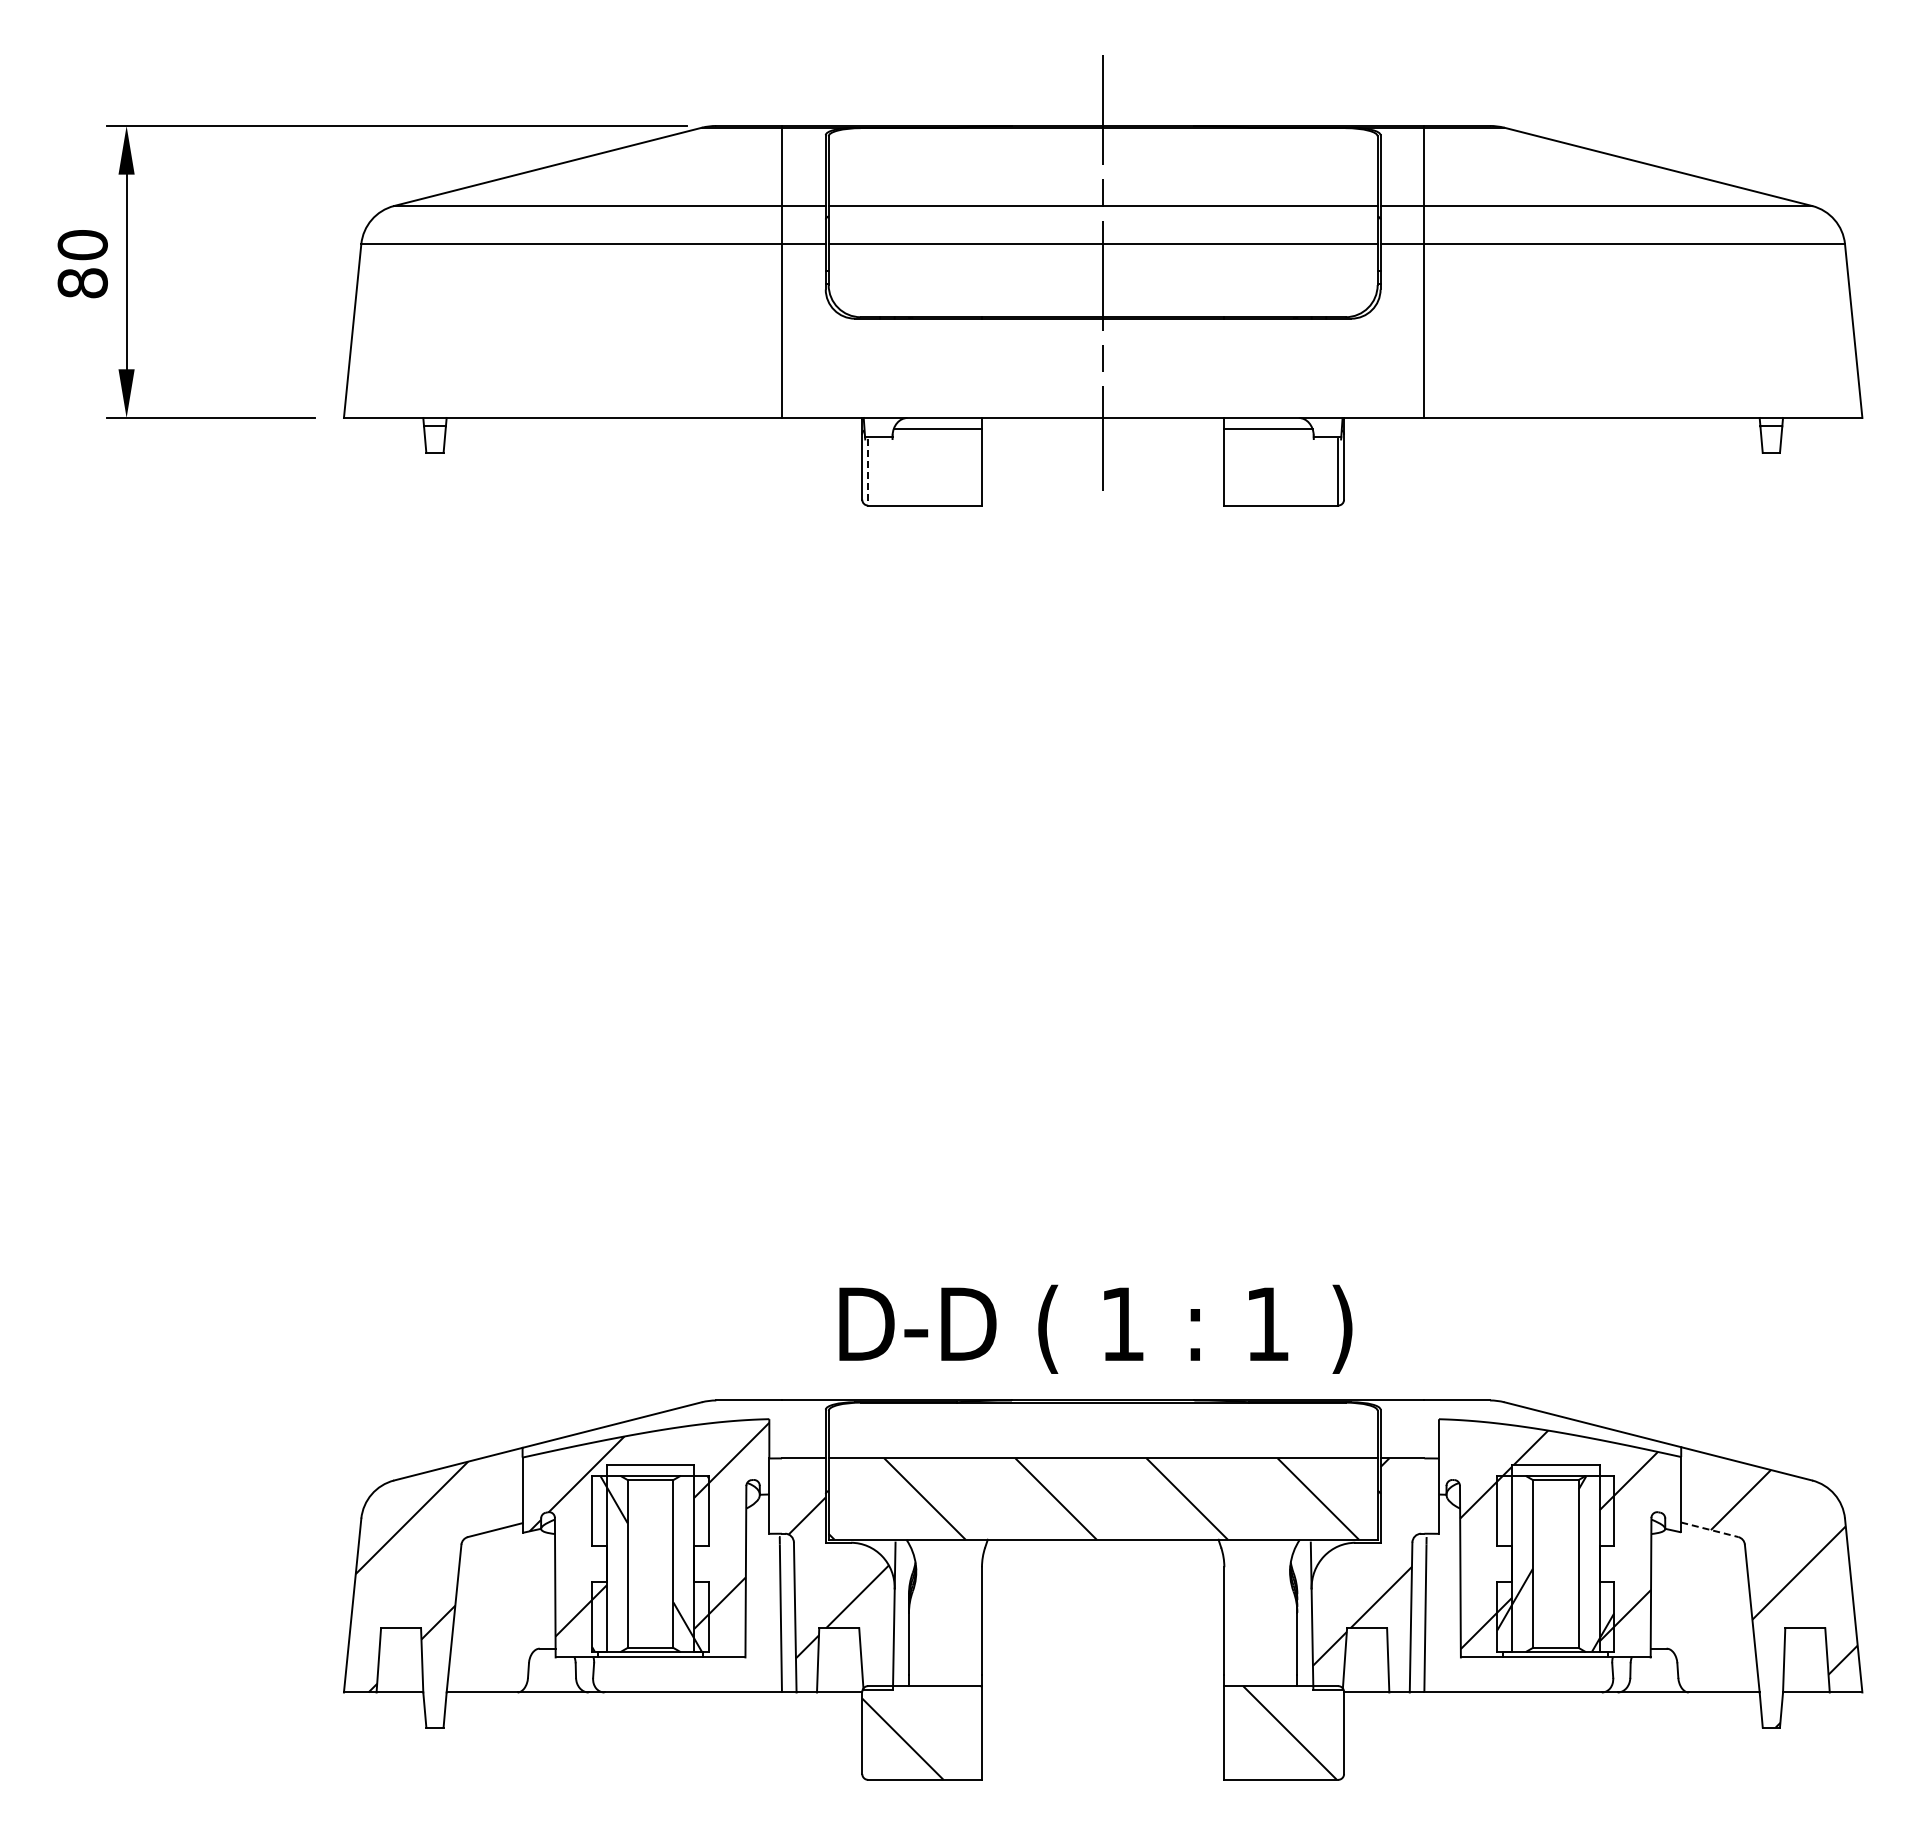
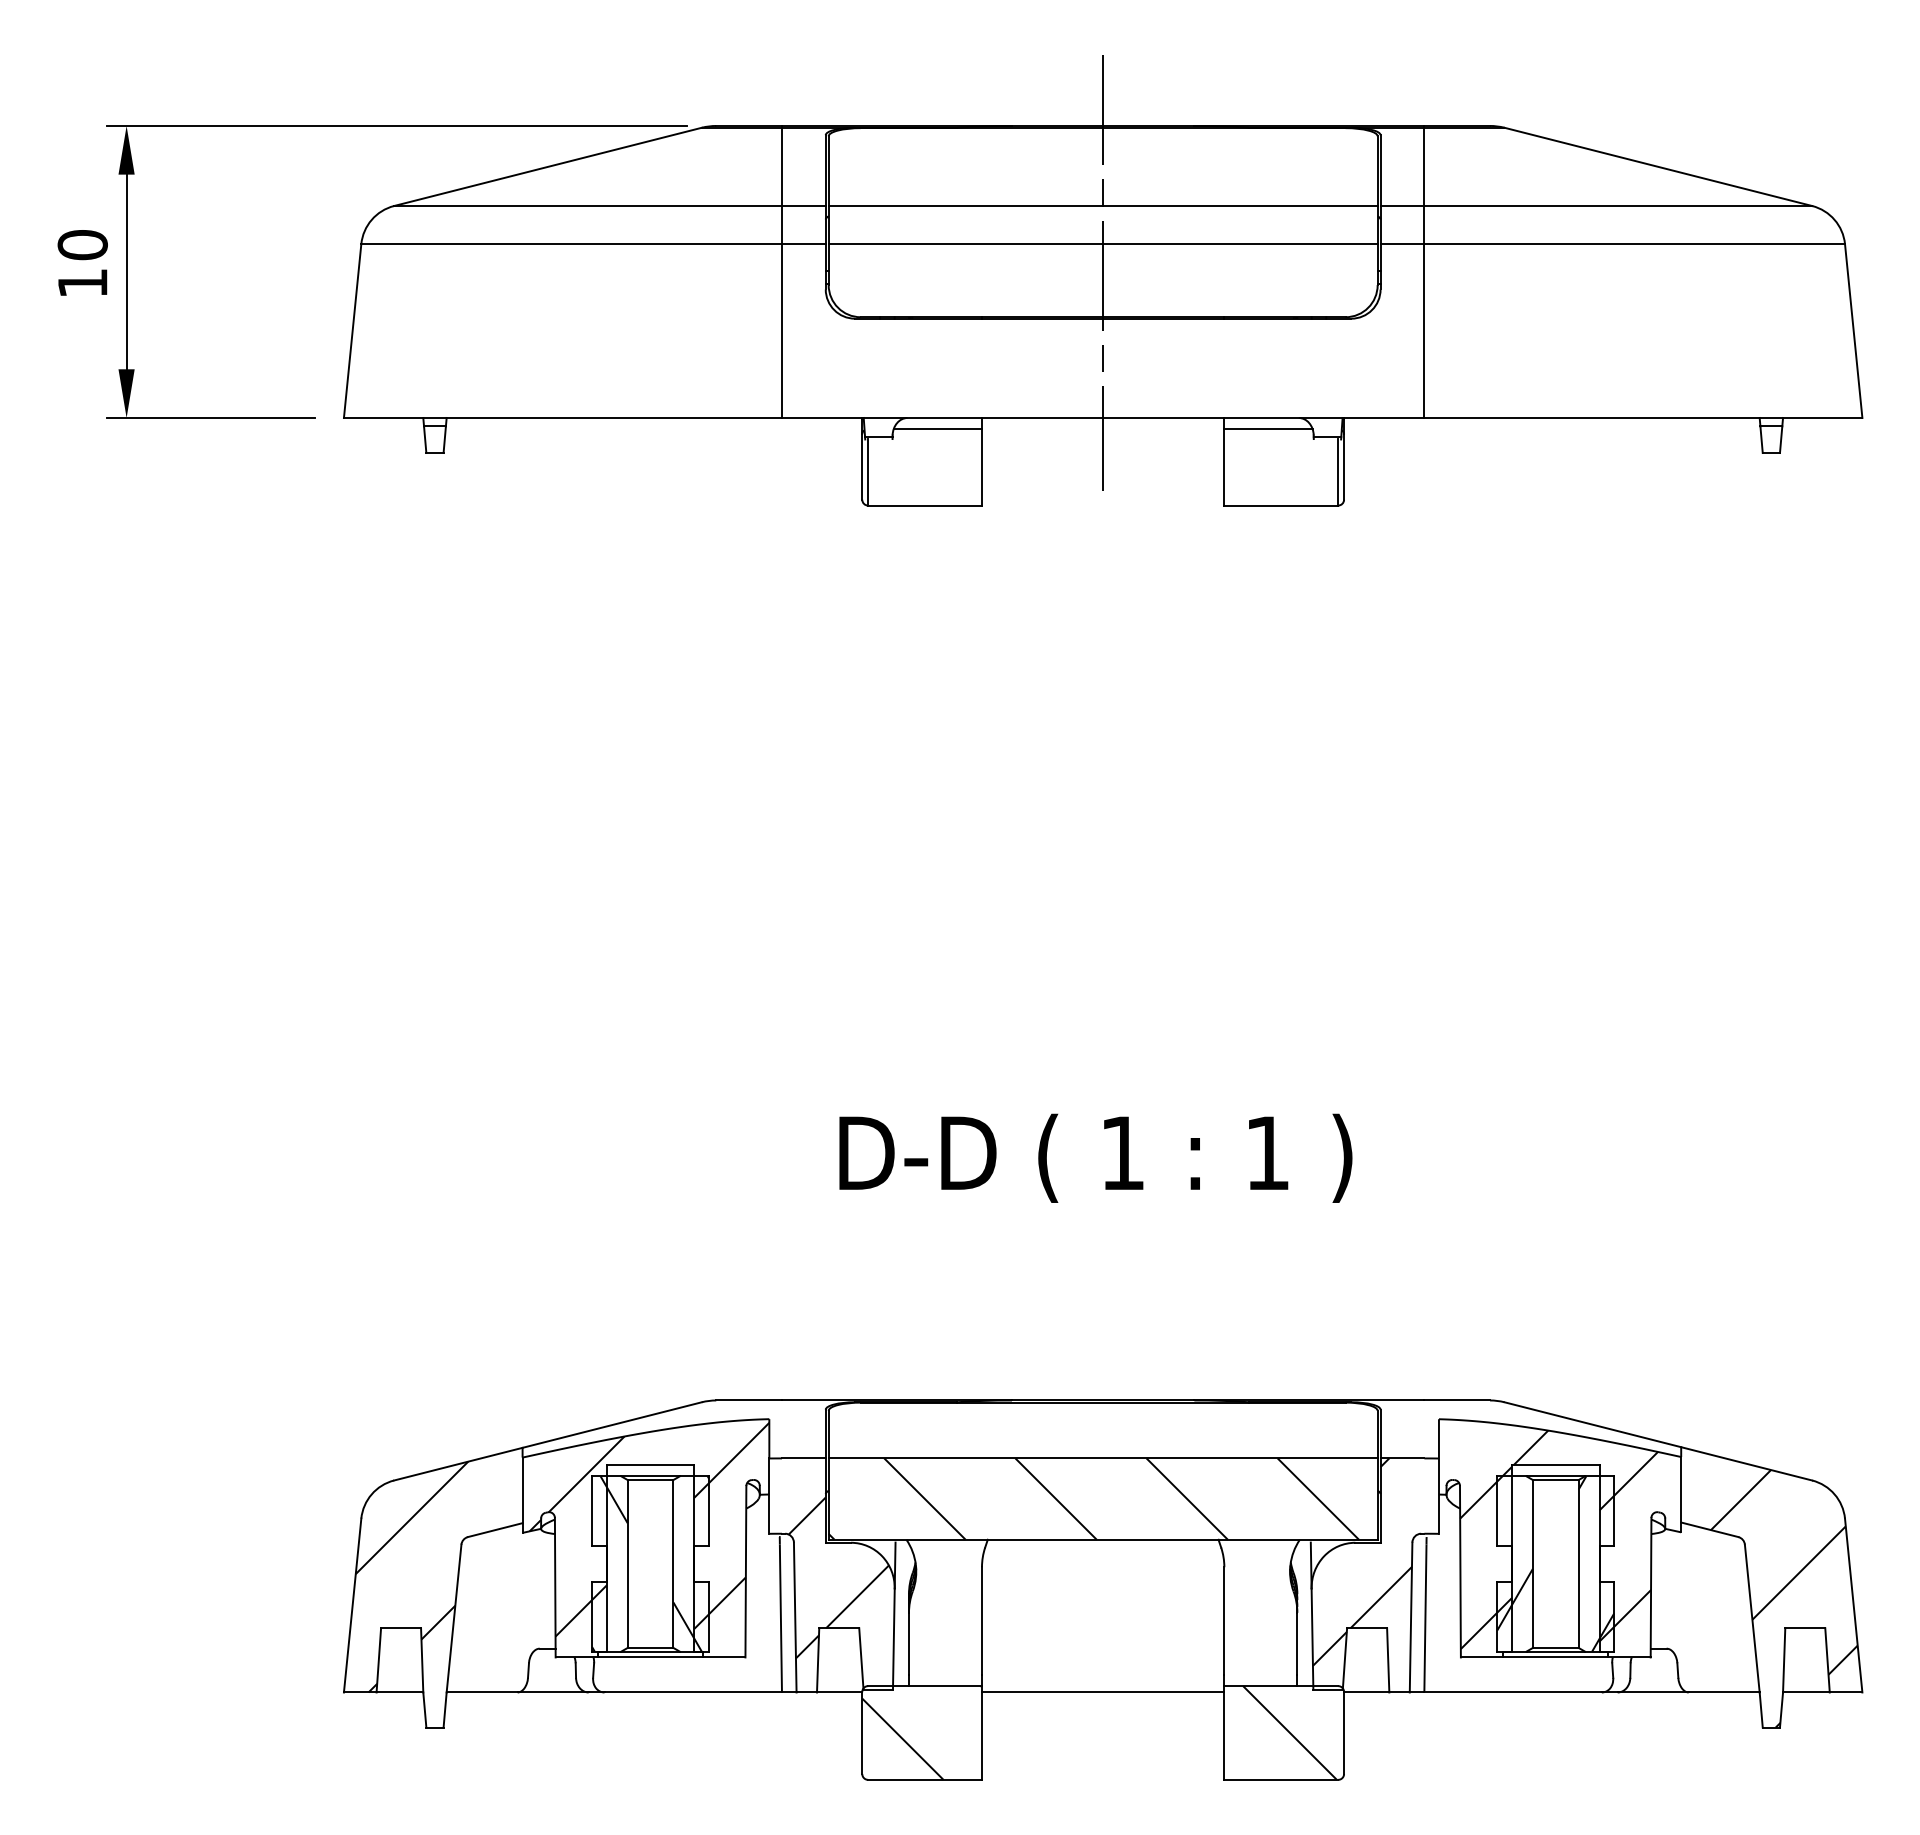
text: 80 -> 10 (82, 283)
line: dashed -> solid (868, 472)
text position: (1095, 1328) -> (1095, 1157) (1095, 1157)
line: dashed -> solid (1710, 1529)
line: none -> present (1102, 1692)
